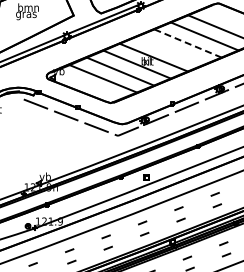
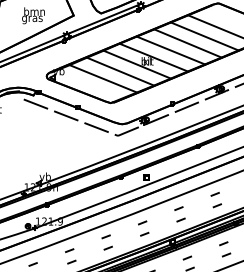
text position: (27, 11) -> (33, 15) (33, 15)
line: dashed -> solid (188, 43)
line: none -> present (170, 50)
